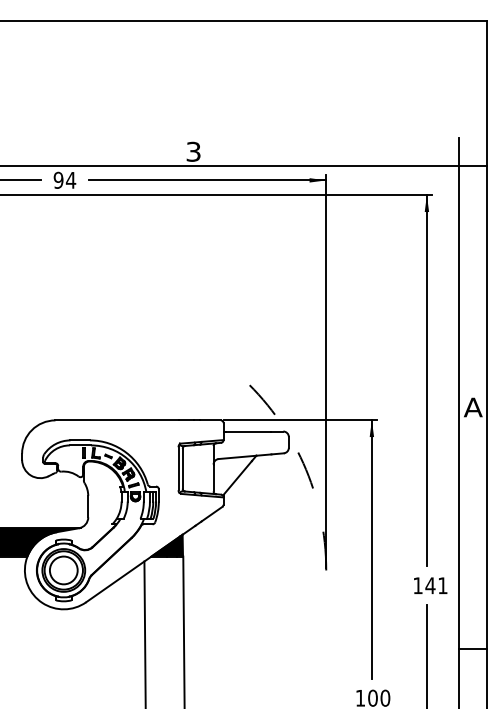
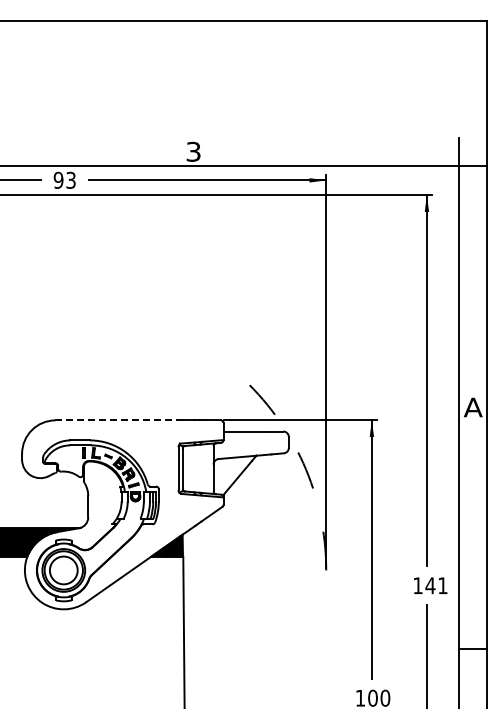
text: 94 -> 93 (70, 179)
line: solid -> dashed (117, 420)
line: present -> none (144, 633)
